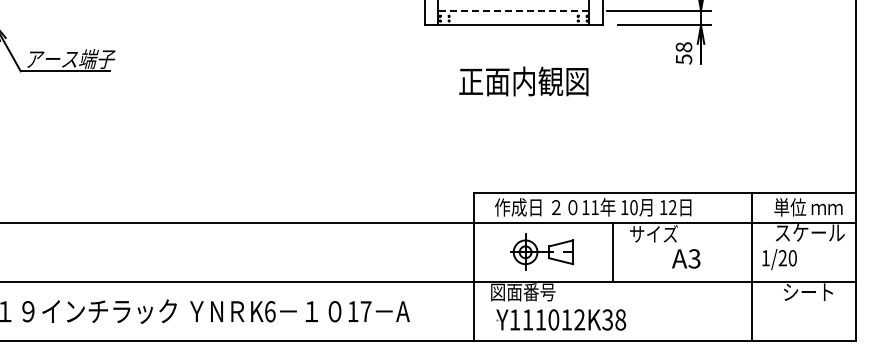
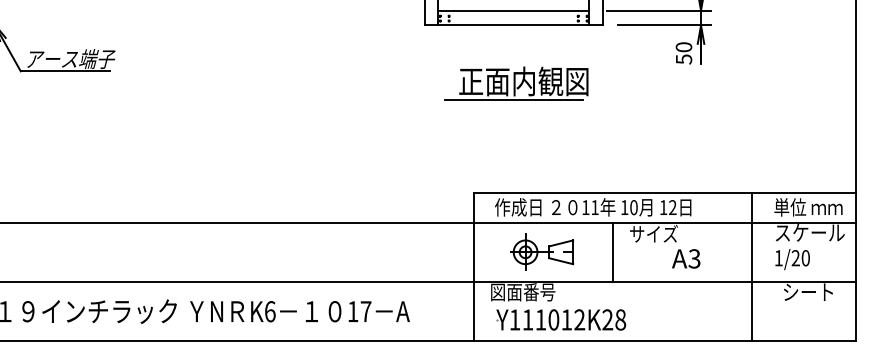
line: dashed -> solid (513, 10)
text: 58 -> 50 (683, 47)
line: none -> present (513, 99)
text position: (779, 259) -> (792, 259) (792, 259)
text: Y111012K38 -> Y111012K28 (607, 319)
